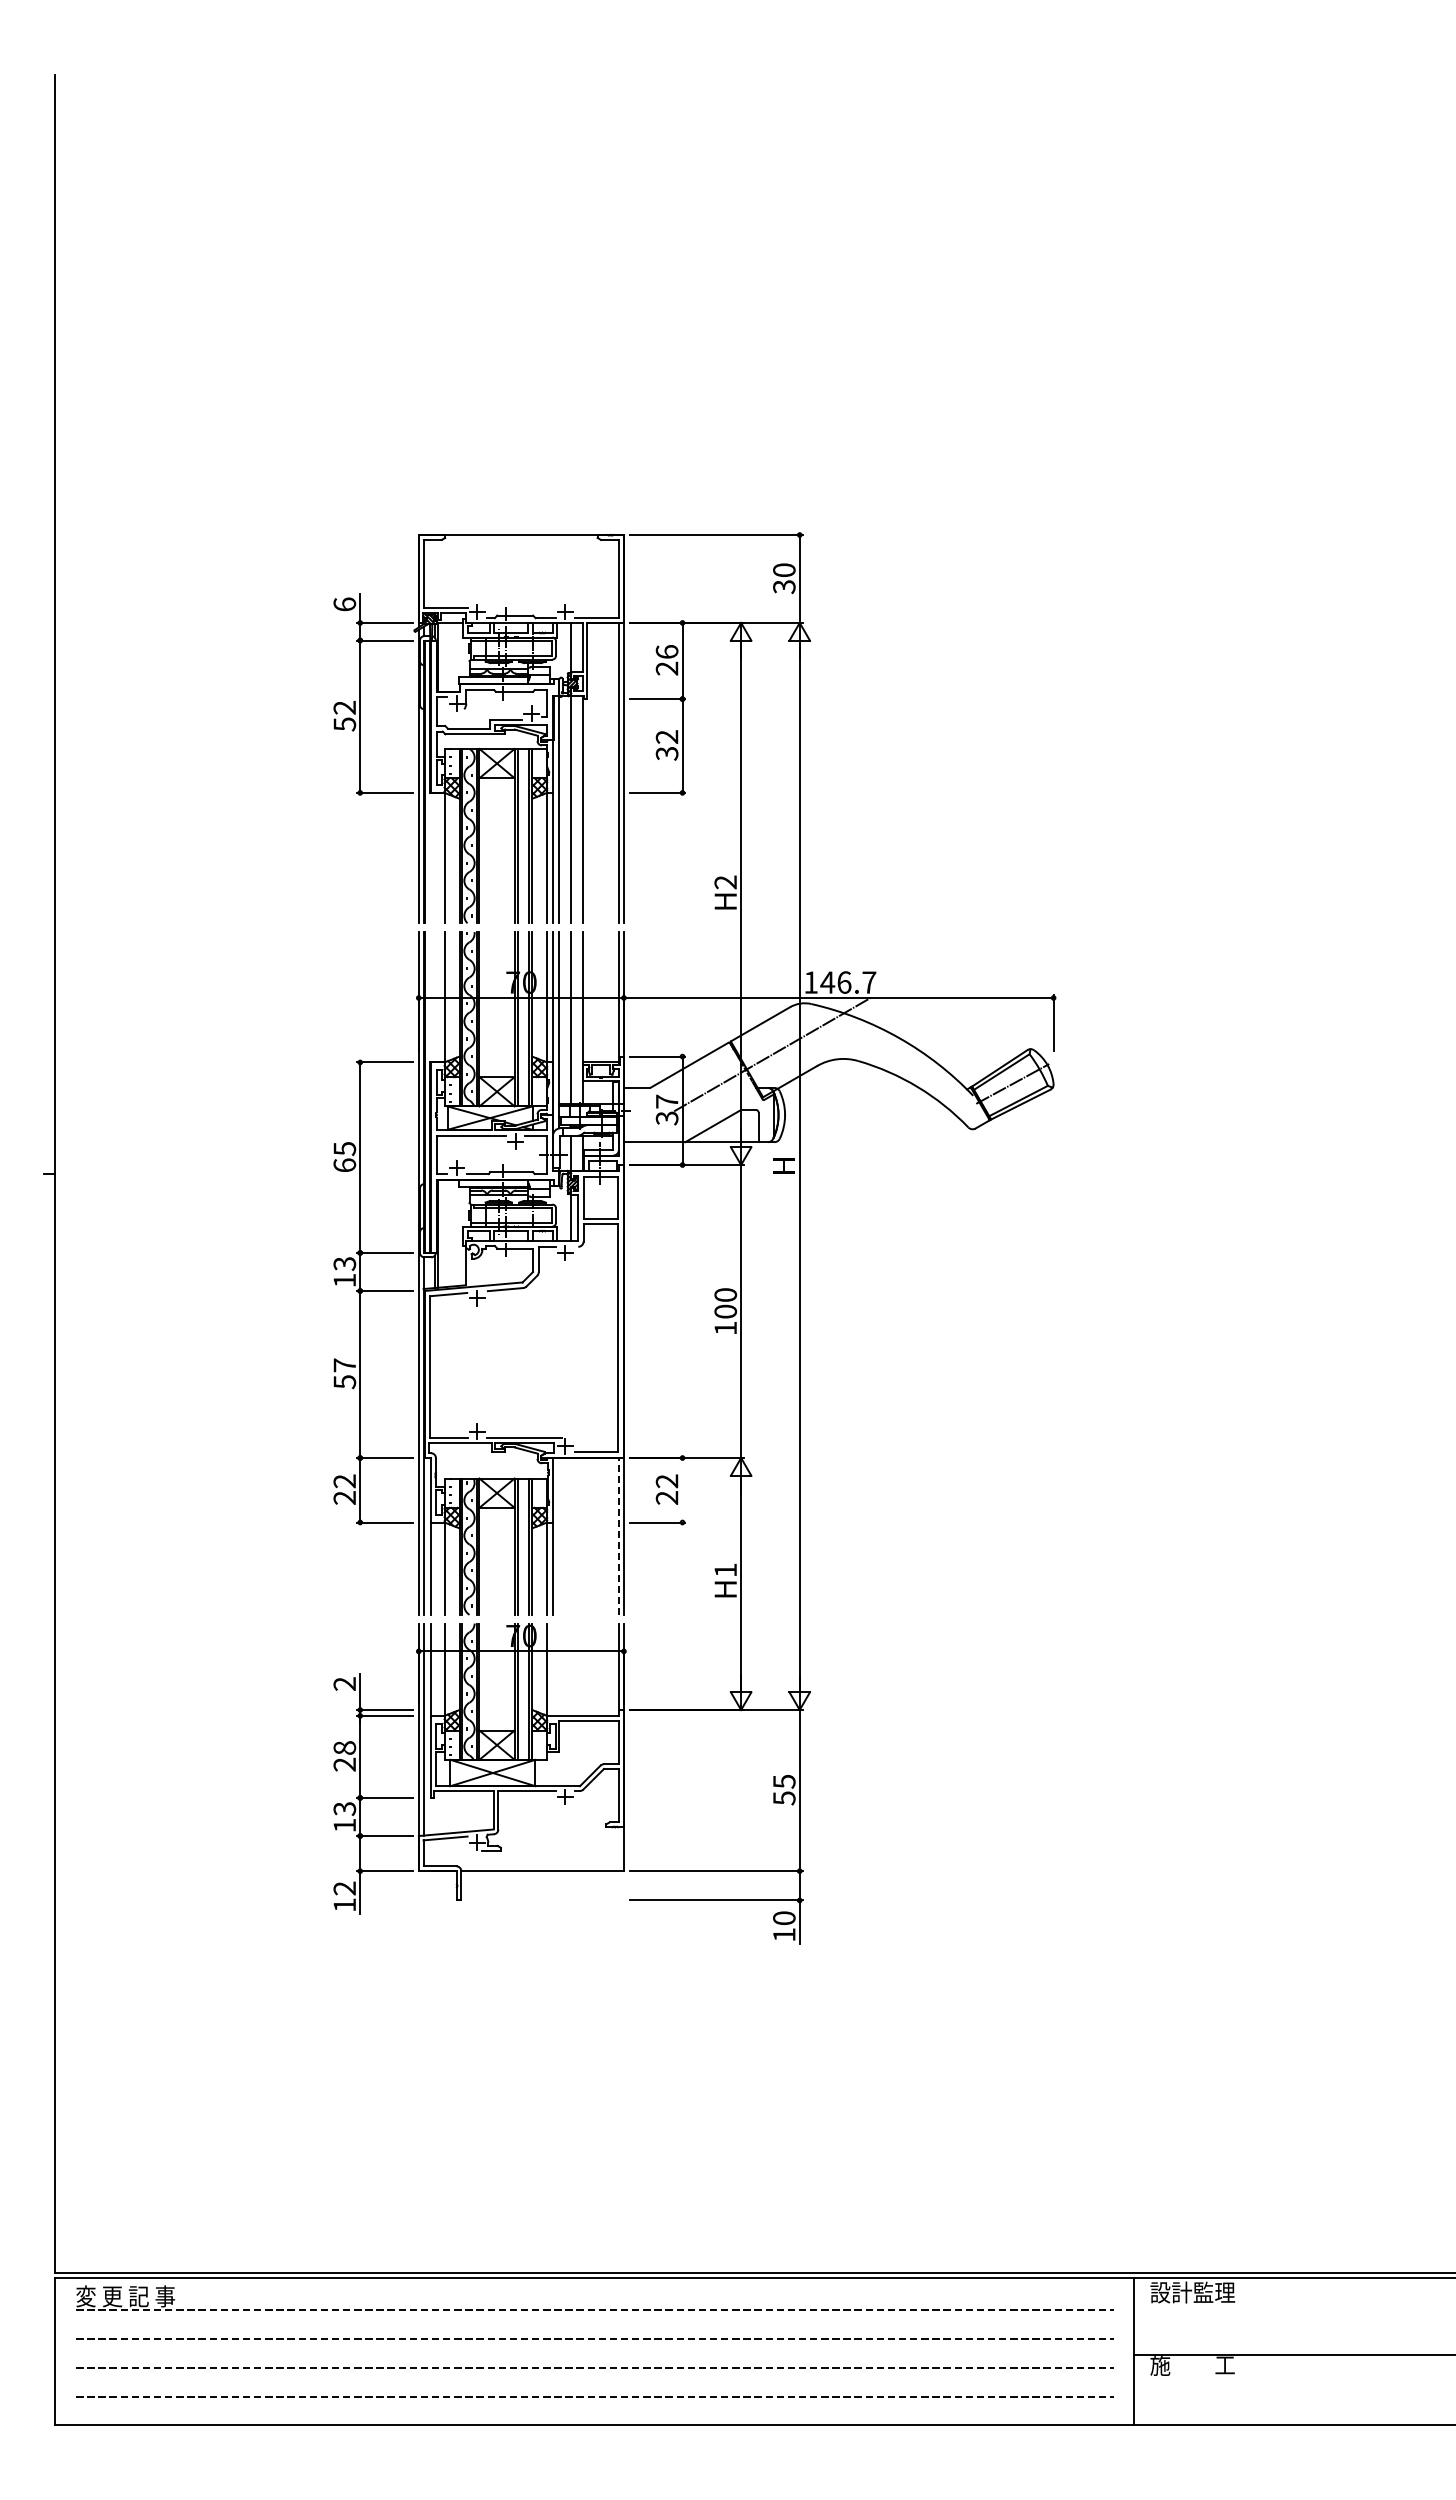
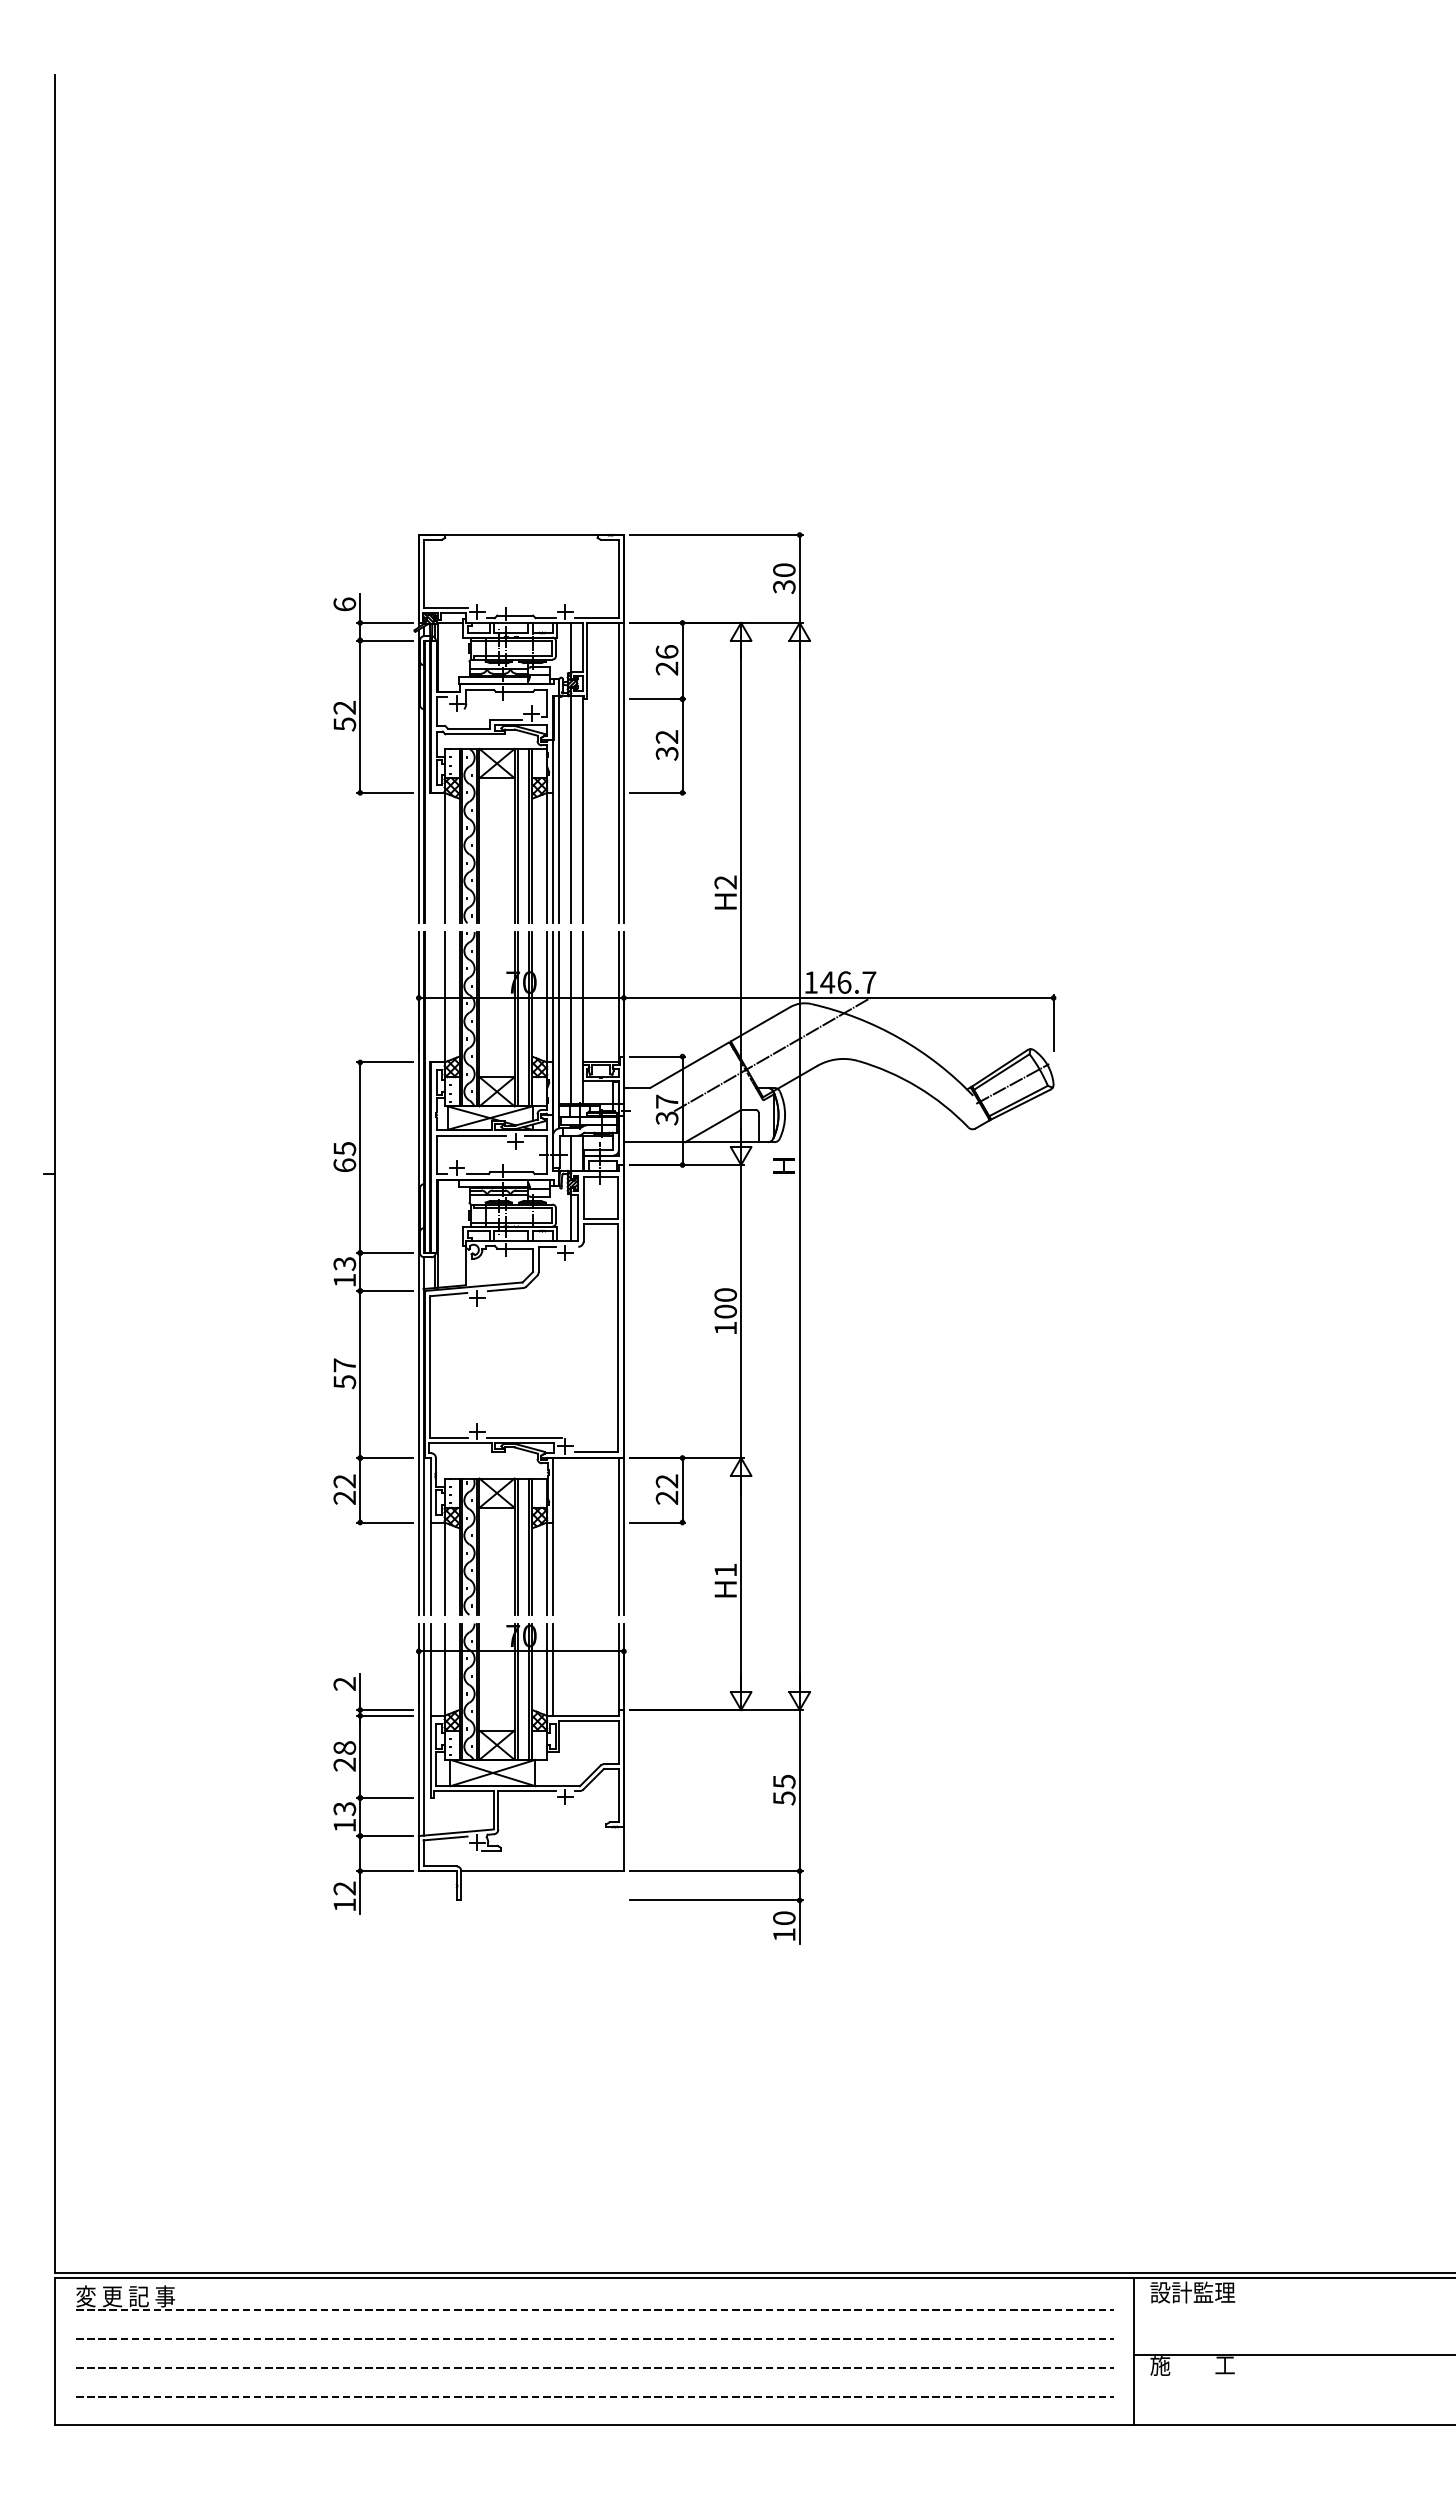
line: none -> present (682, 1490)
line: dashed -> solid (619, 1535)
line: none -> present (553, 1669)
